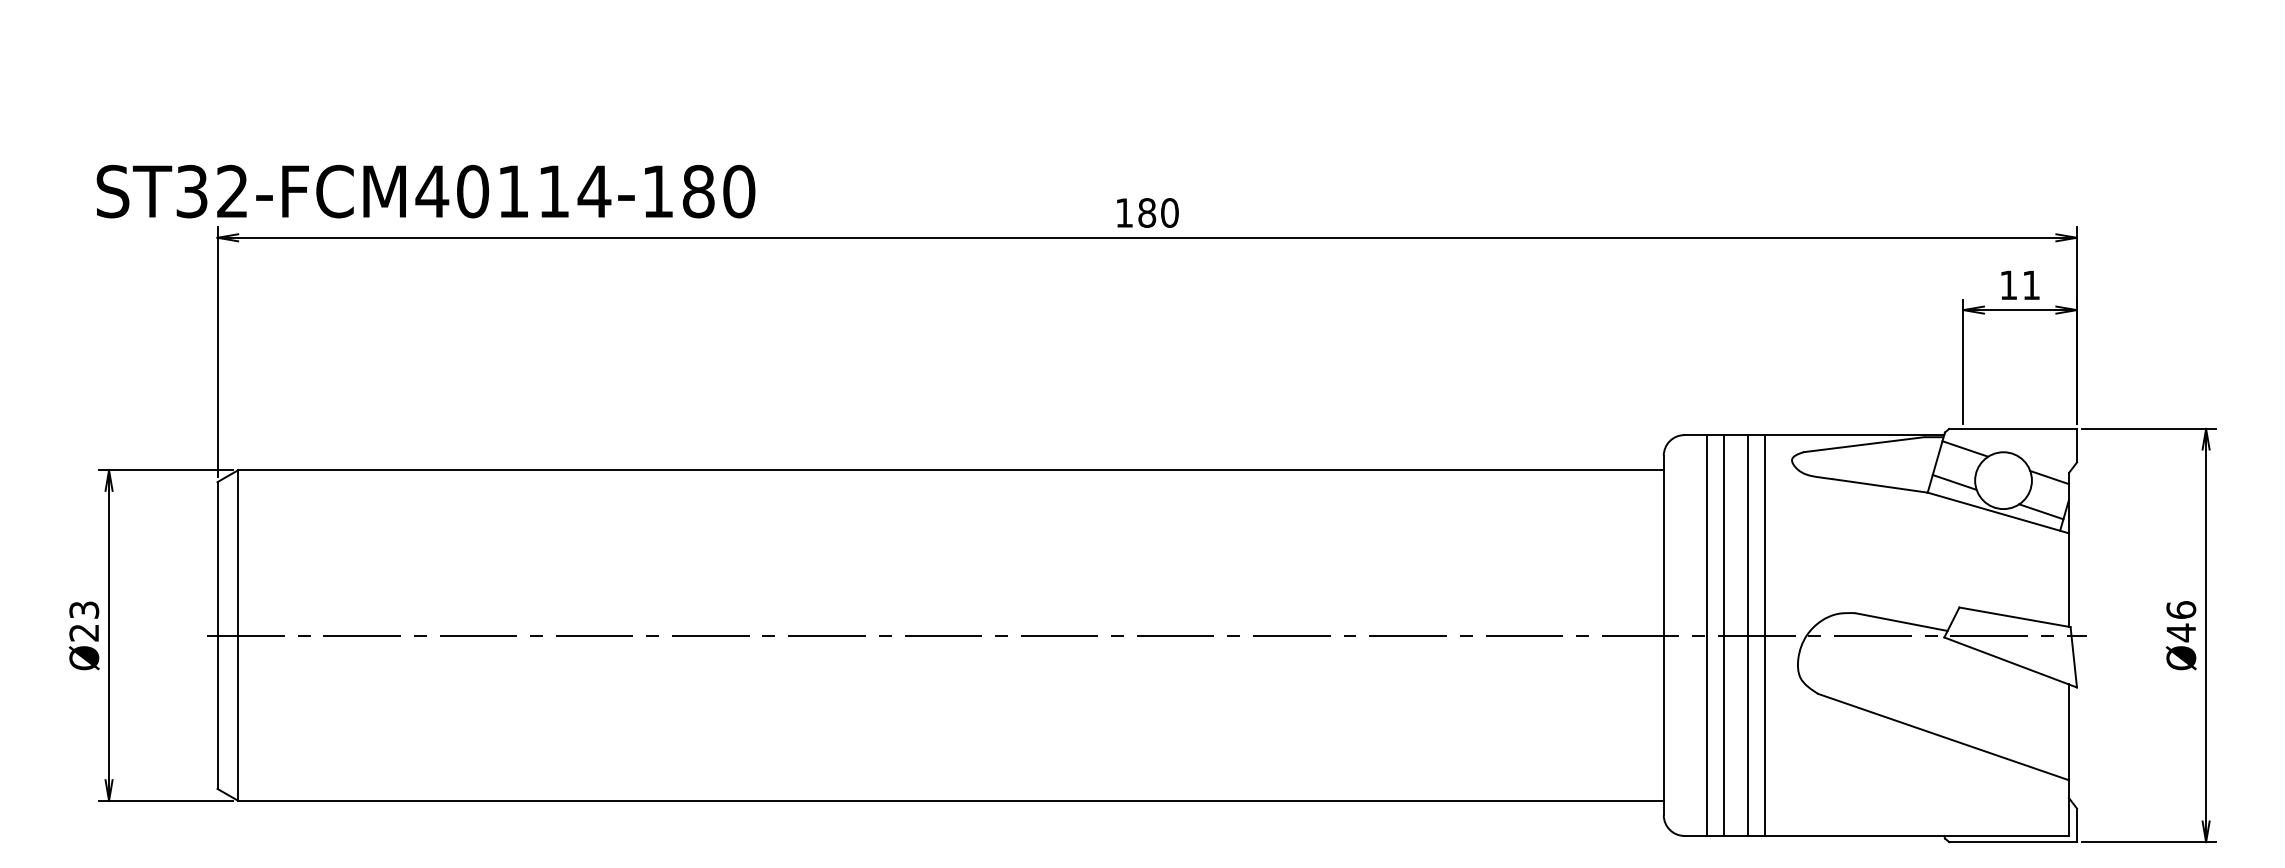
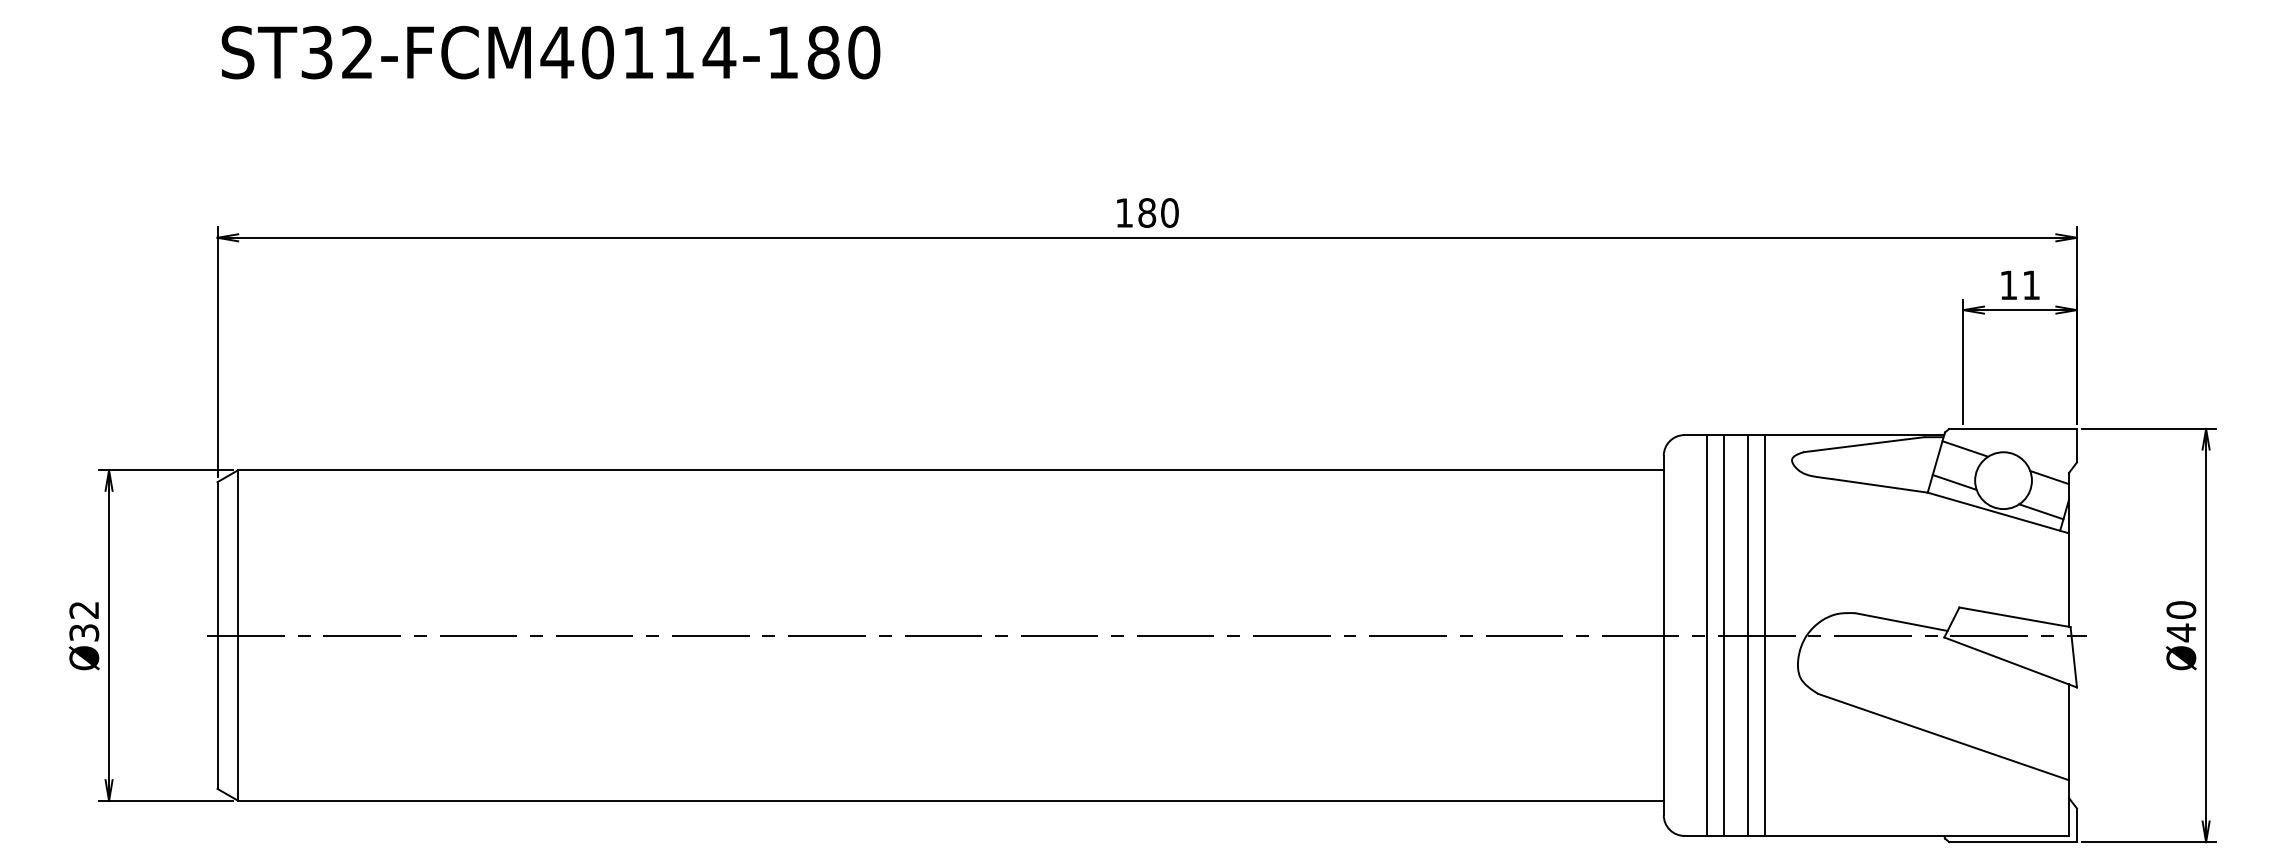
text position: (425, 191) -> (550, 52) (550, 52)
text: 46 -> 40 (2180, 610)
text: 23 -> 32 (84, 621)
